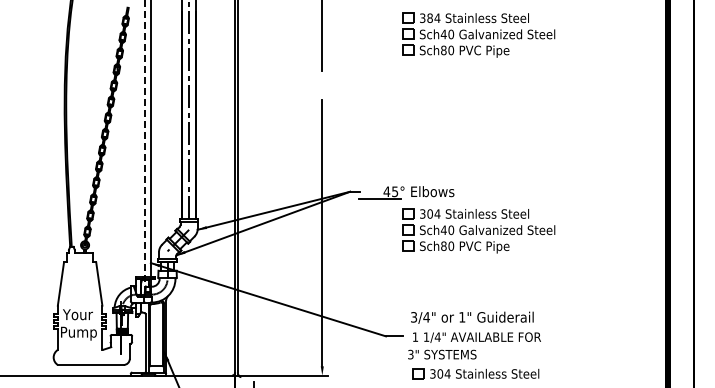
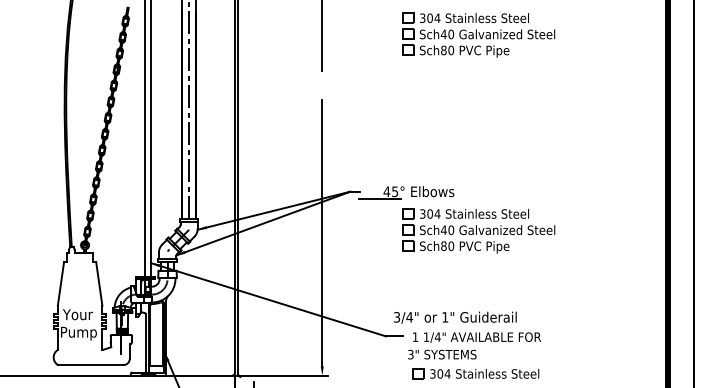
text: 384 -> 304 (429, 17)
line: dashed -> solid (144, 145)
text position: (472, 317) -> (455, 317) (455, 317)
